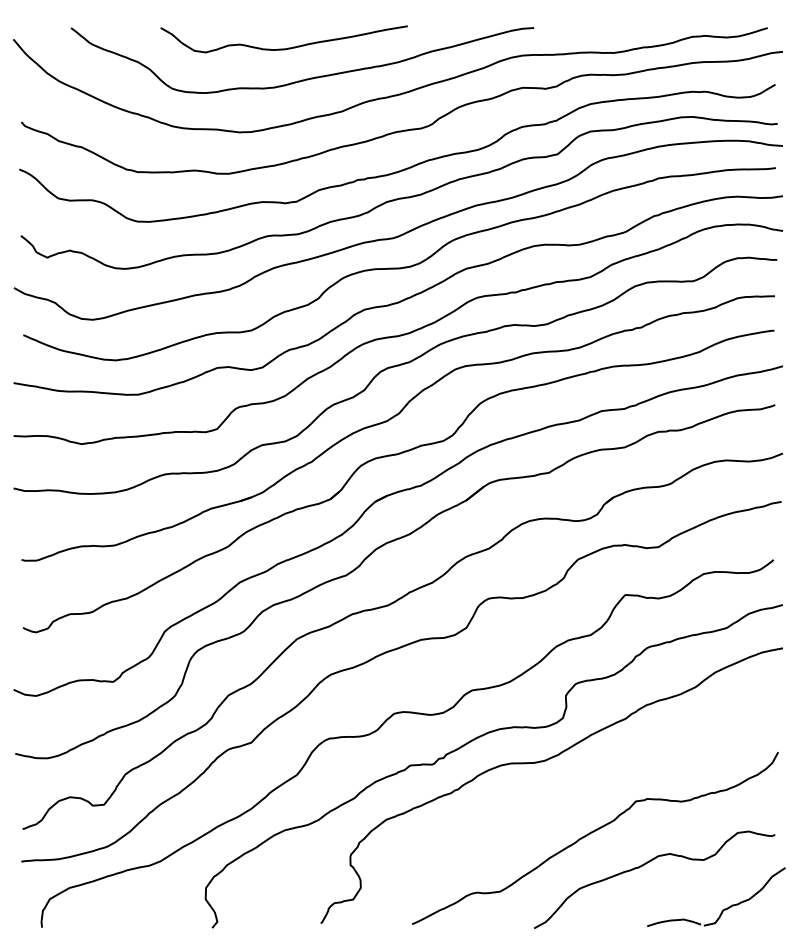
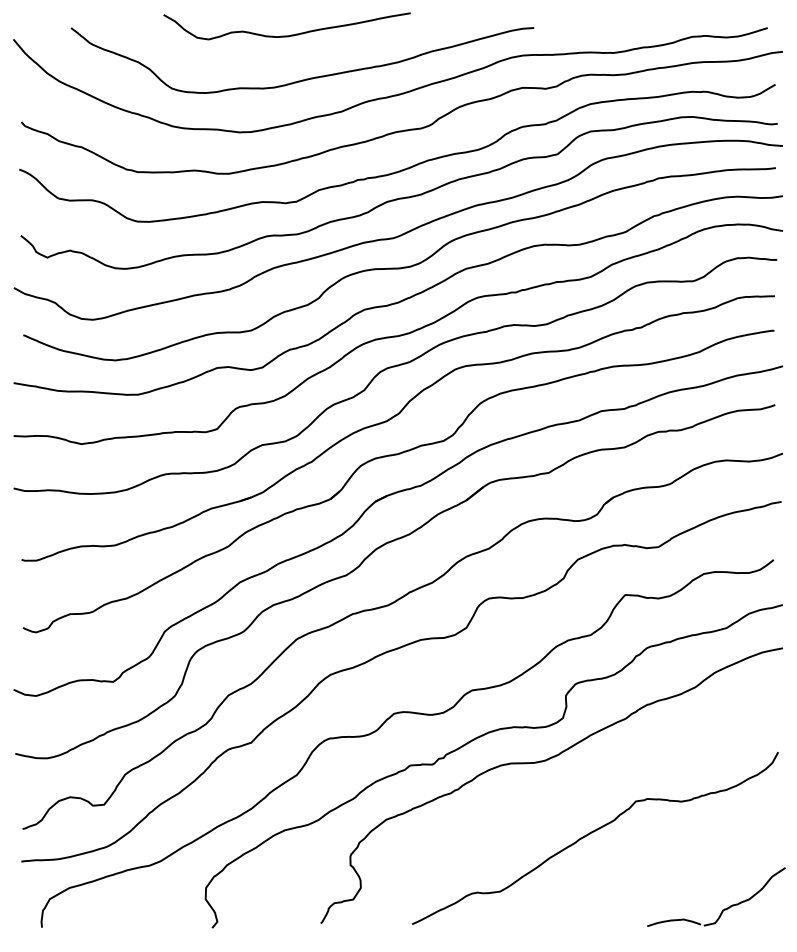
curve position: (283, 48) -> (286, 35) (286, 35)
curve: present -> none (646, 864)
